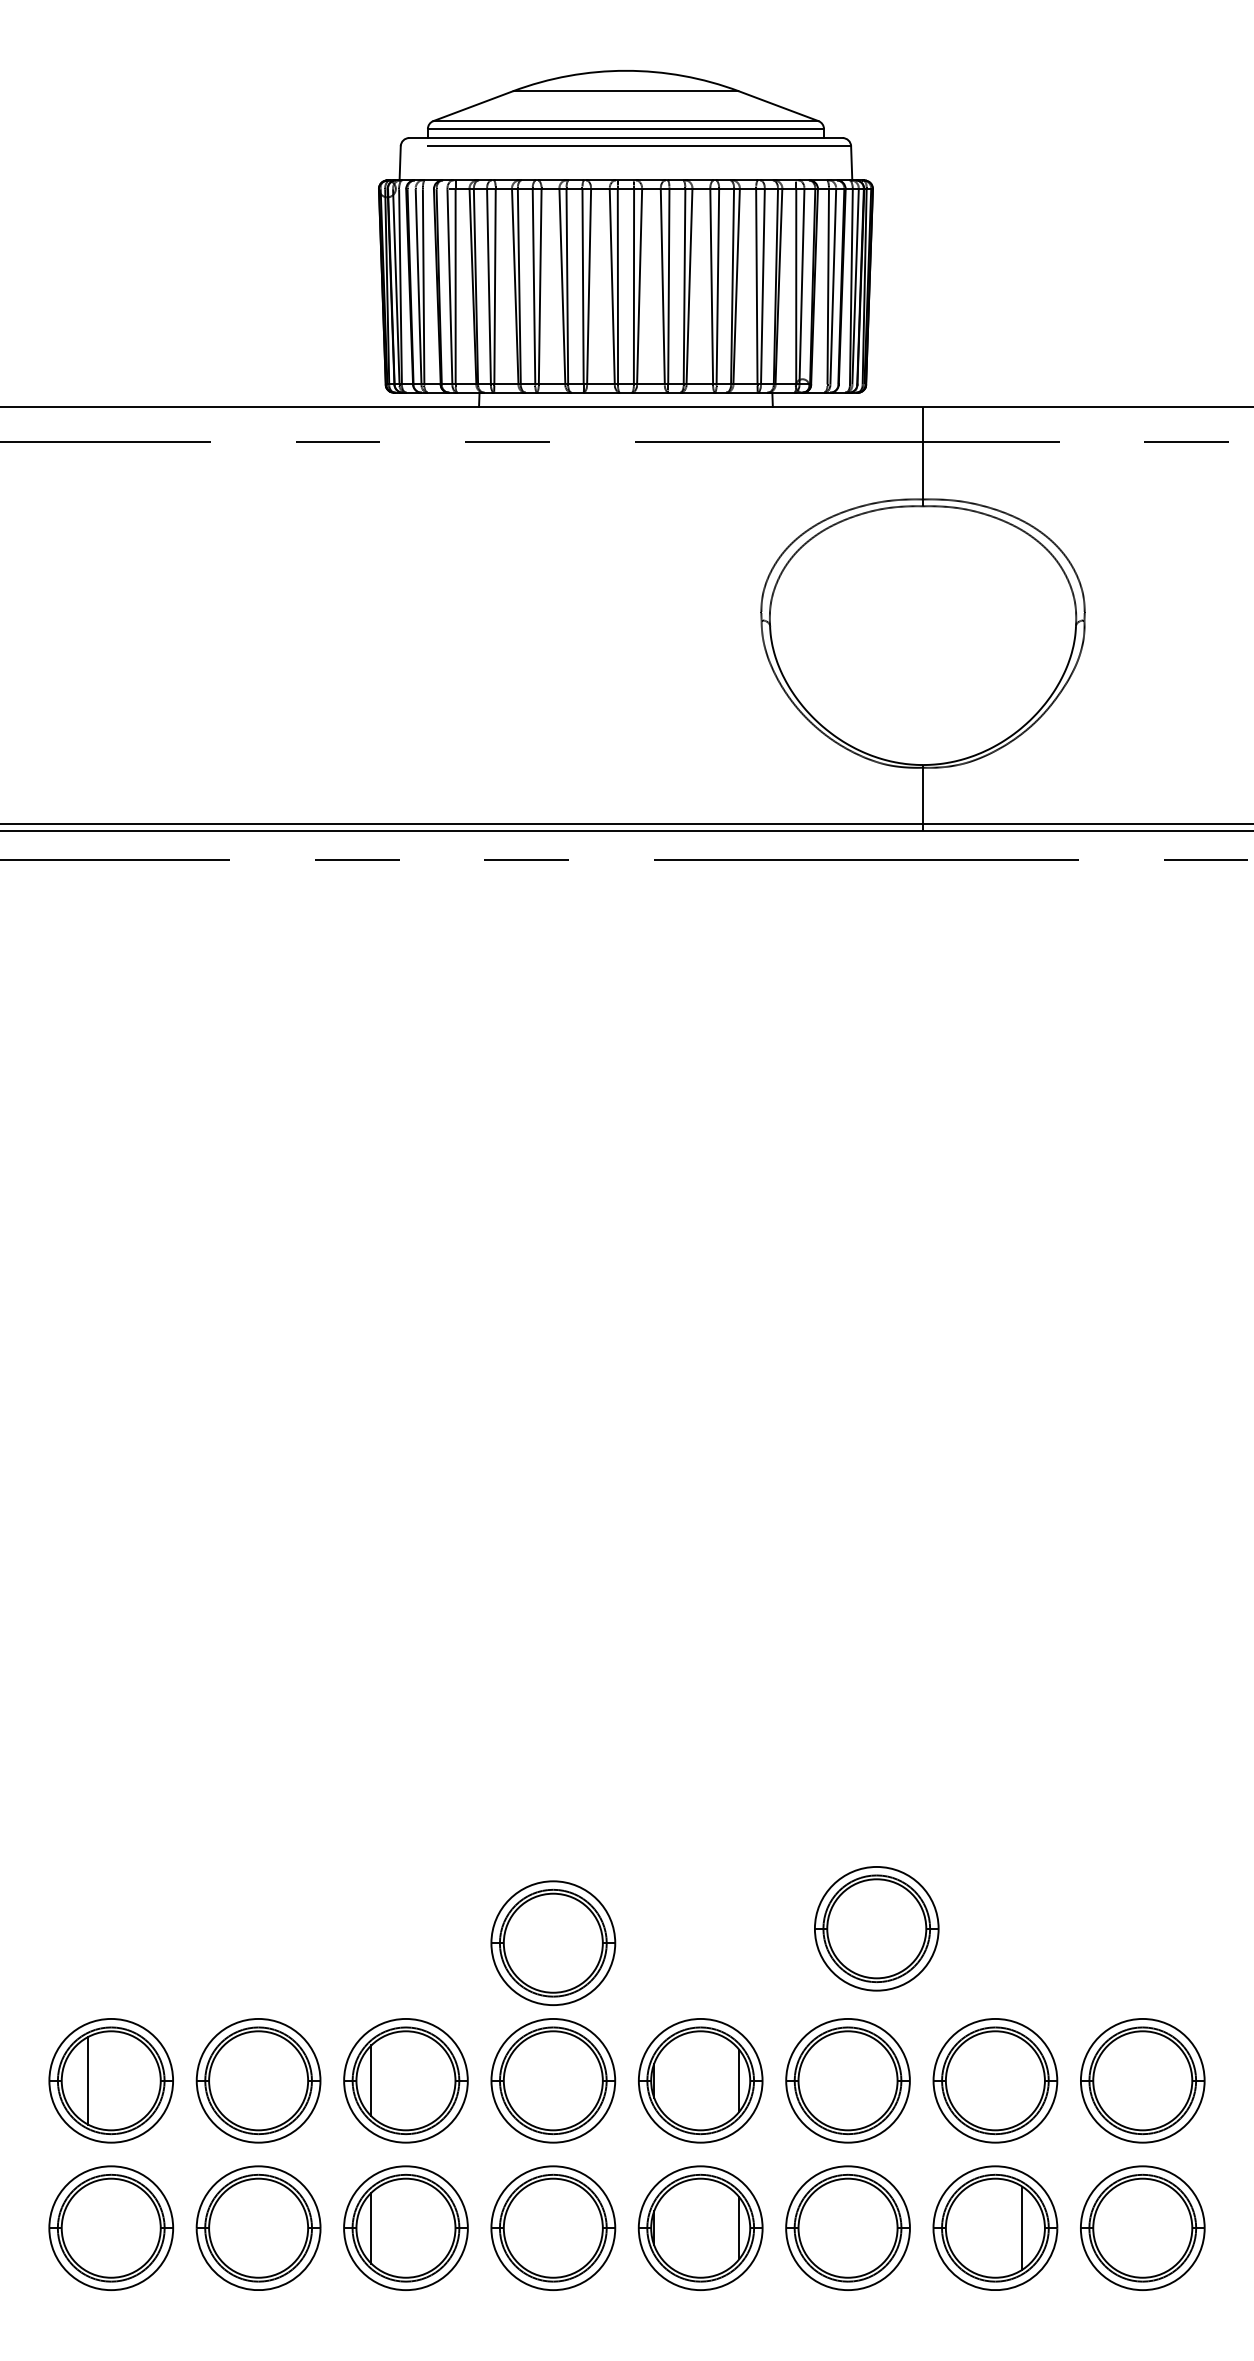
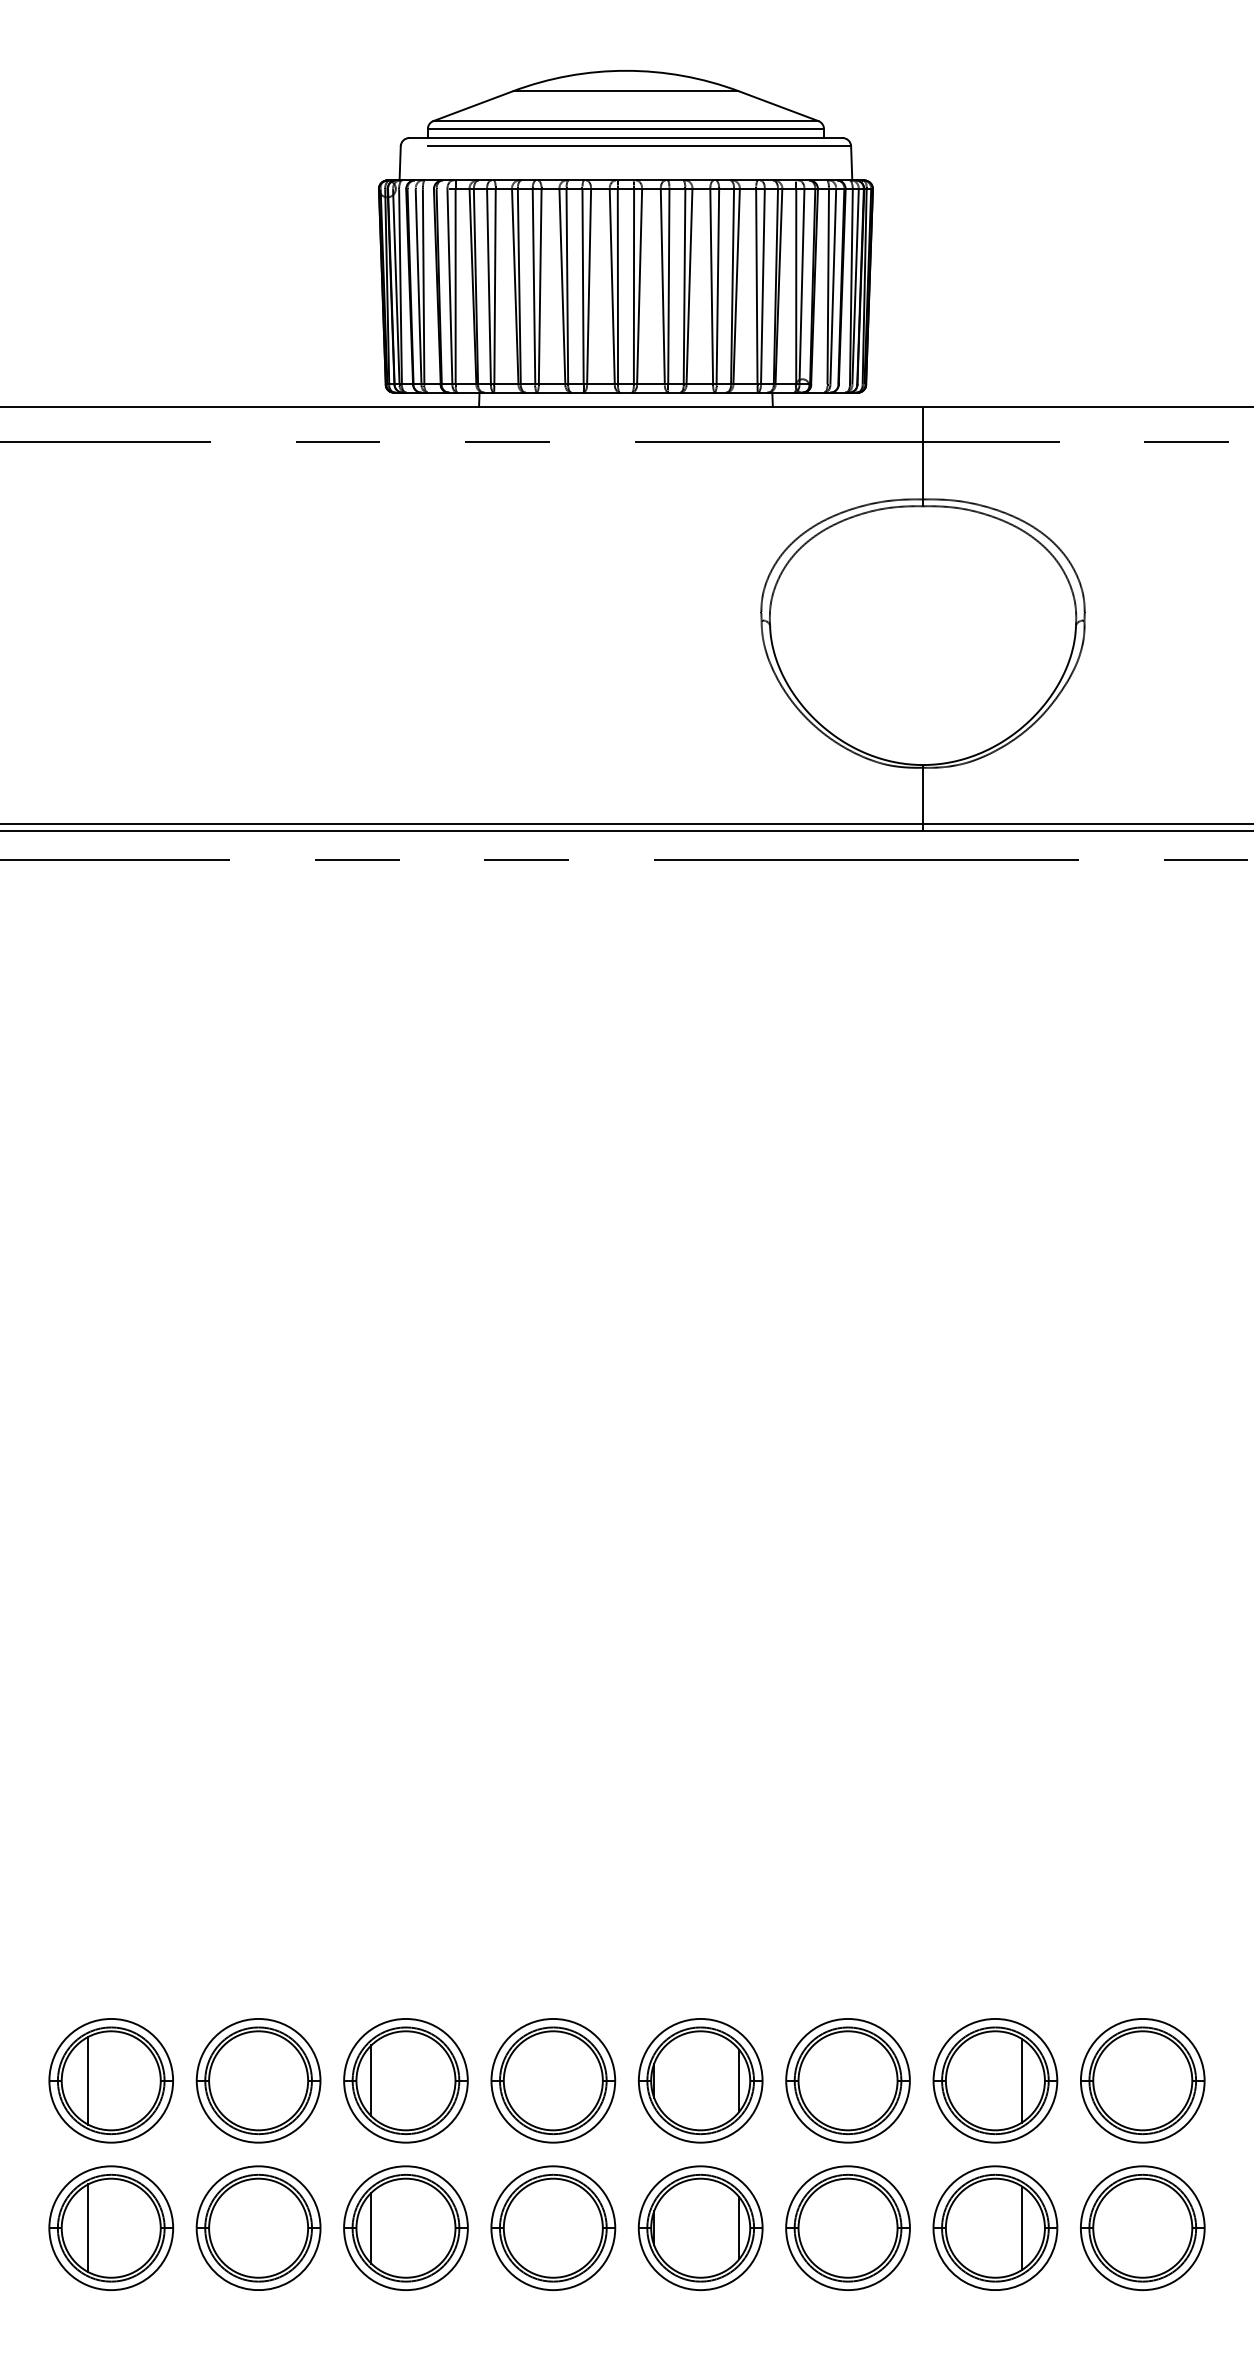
part: present -> none (876, 1928)
part: present -> none (553, 1942)
line: none -> present (1022, 2080)
line: none -> present (88, 2228)
